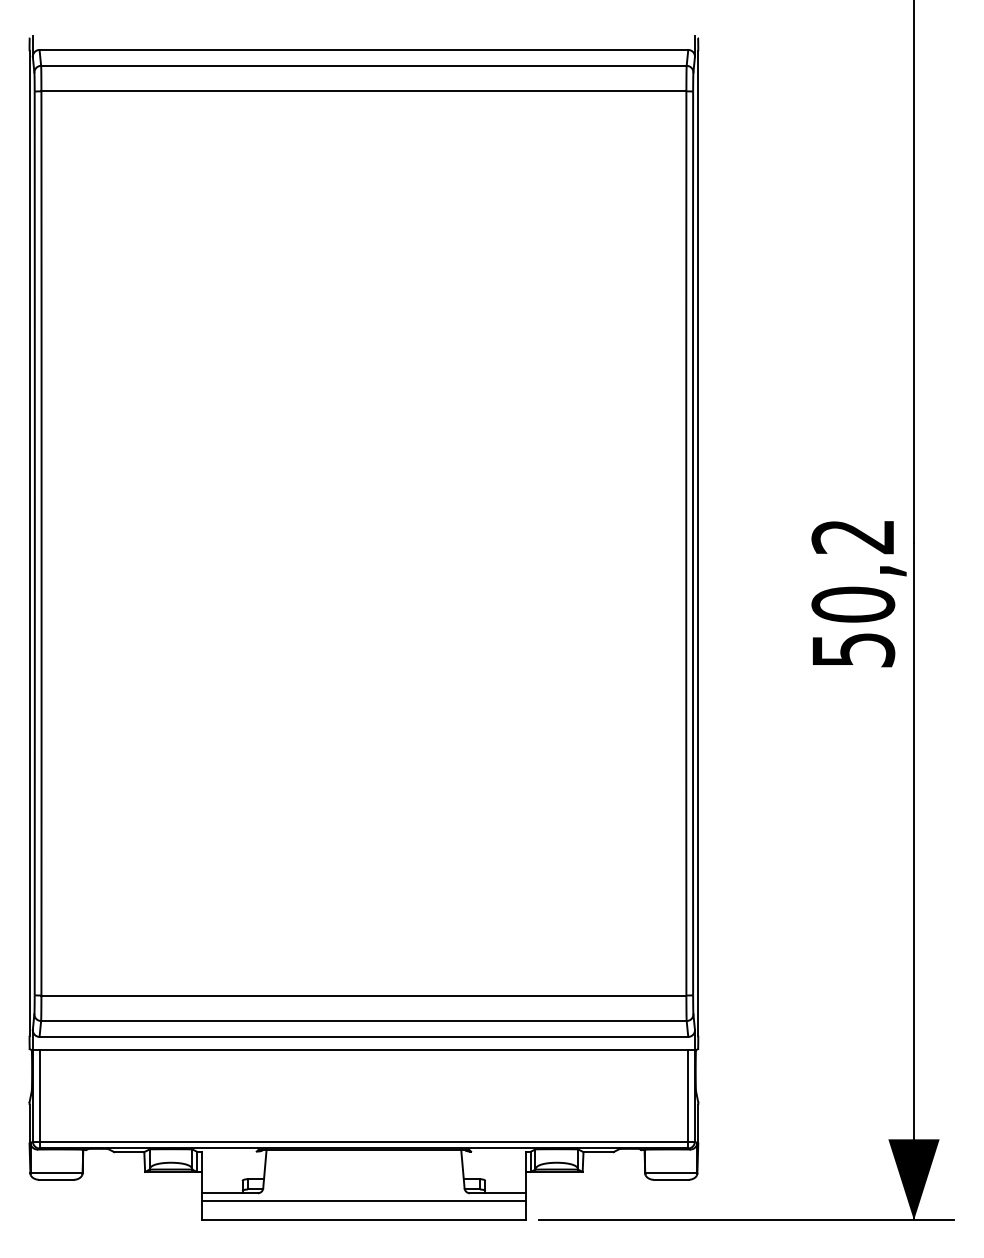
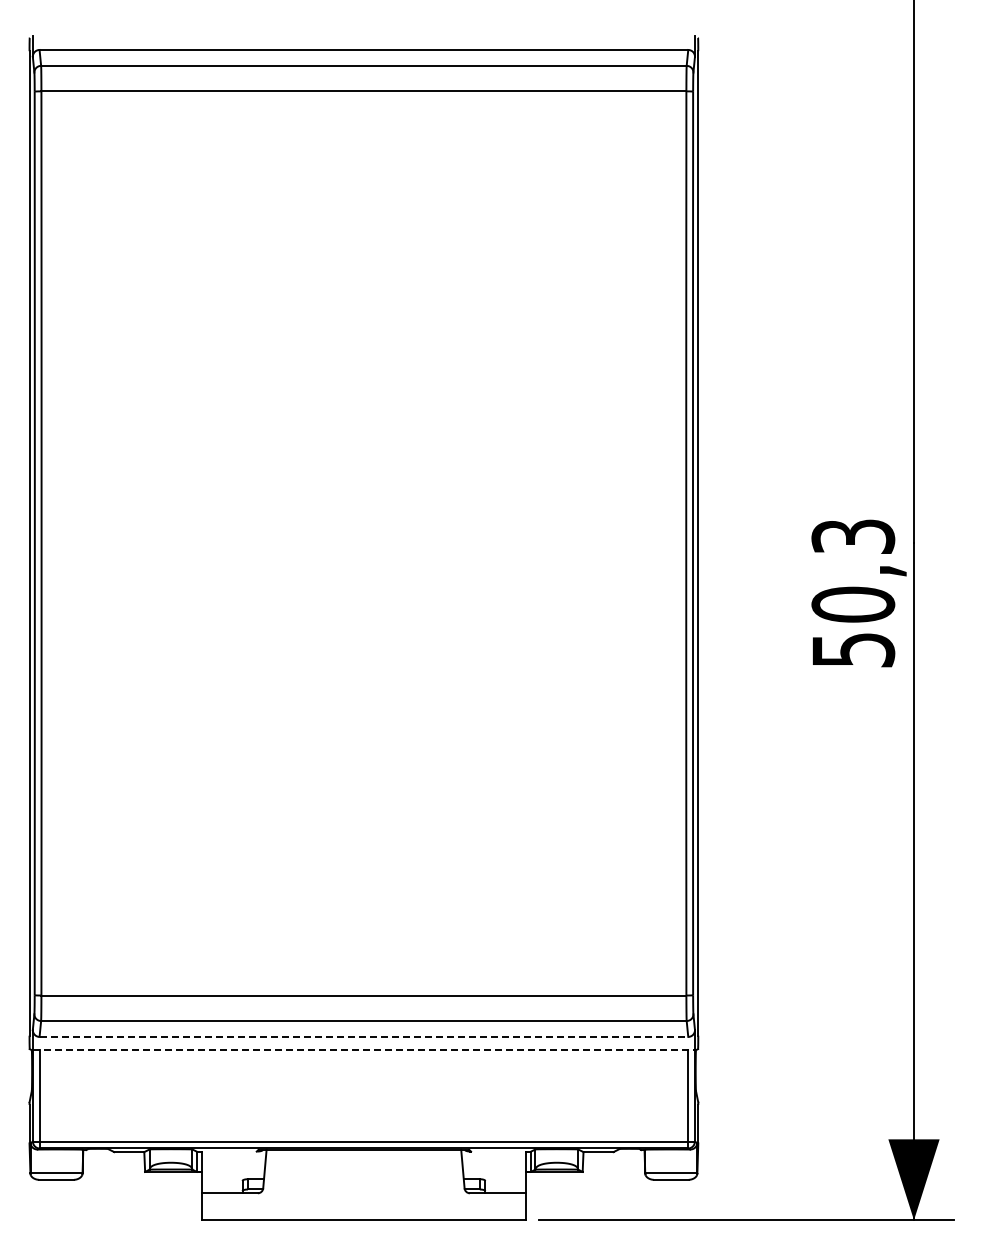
text: 50,2 -> 50,3 (853, 536)
line: solid -> dashed (364, 1036)
line: solid -> dashed (364, 1050)
line: present -> none (363, 1201)
